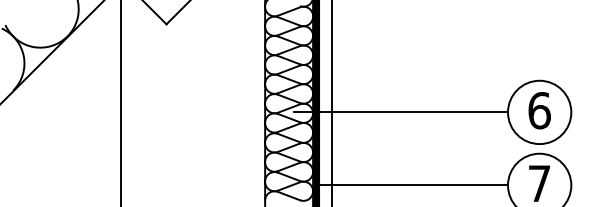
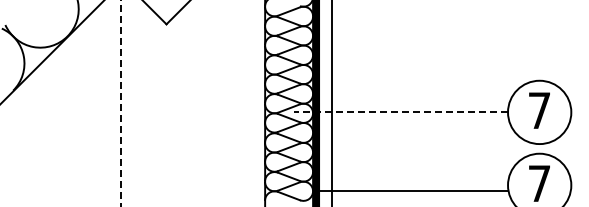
line: solid -> dashed (121, 103)
text: 6 -> 7 (539, 110)
line: solid -> dashed (400, 112)
line position: (413, 185) -> (413, 191) (413, 191)
